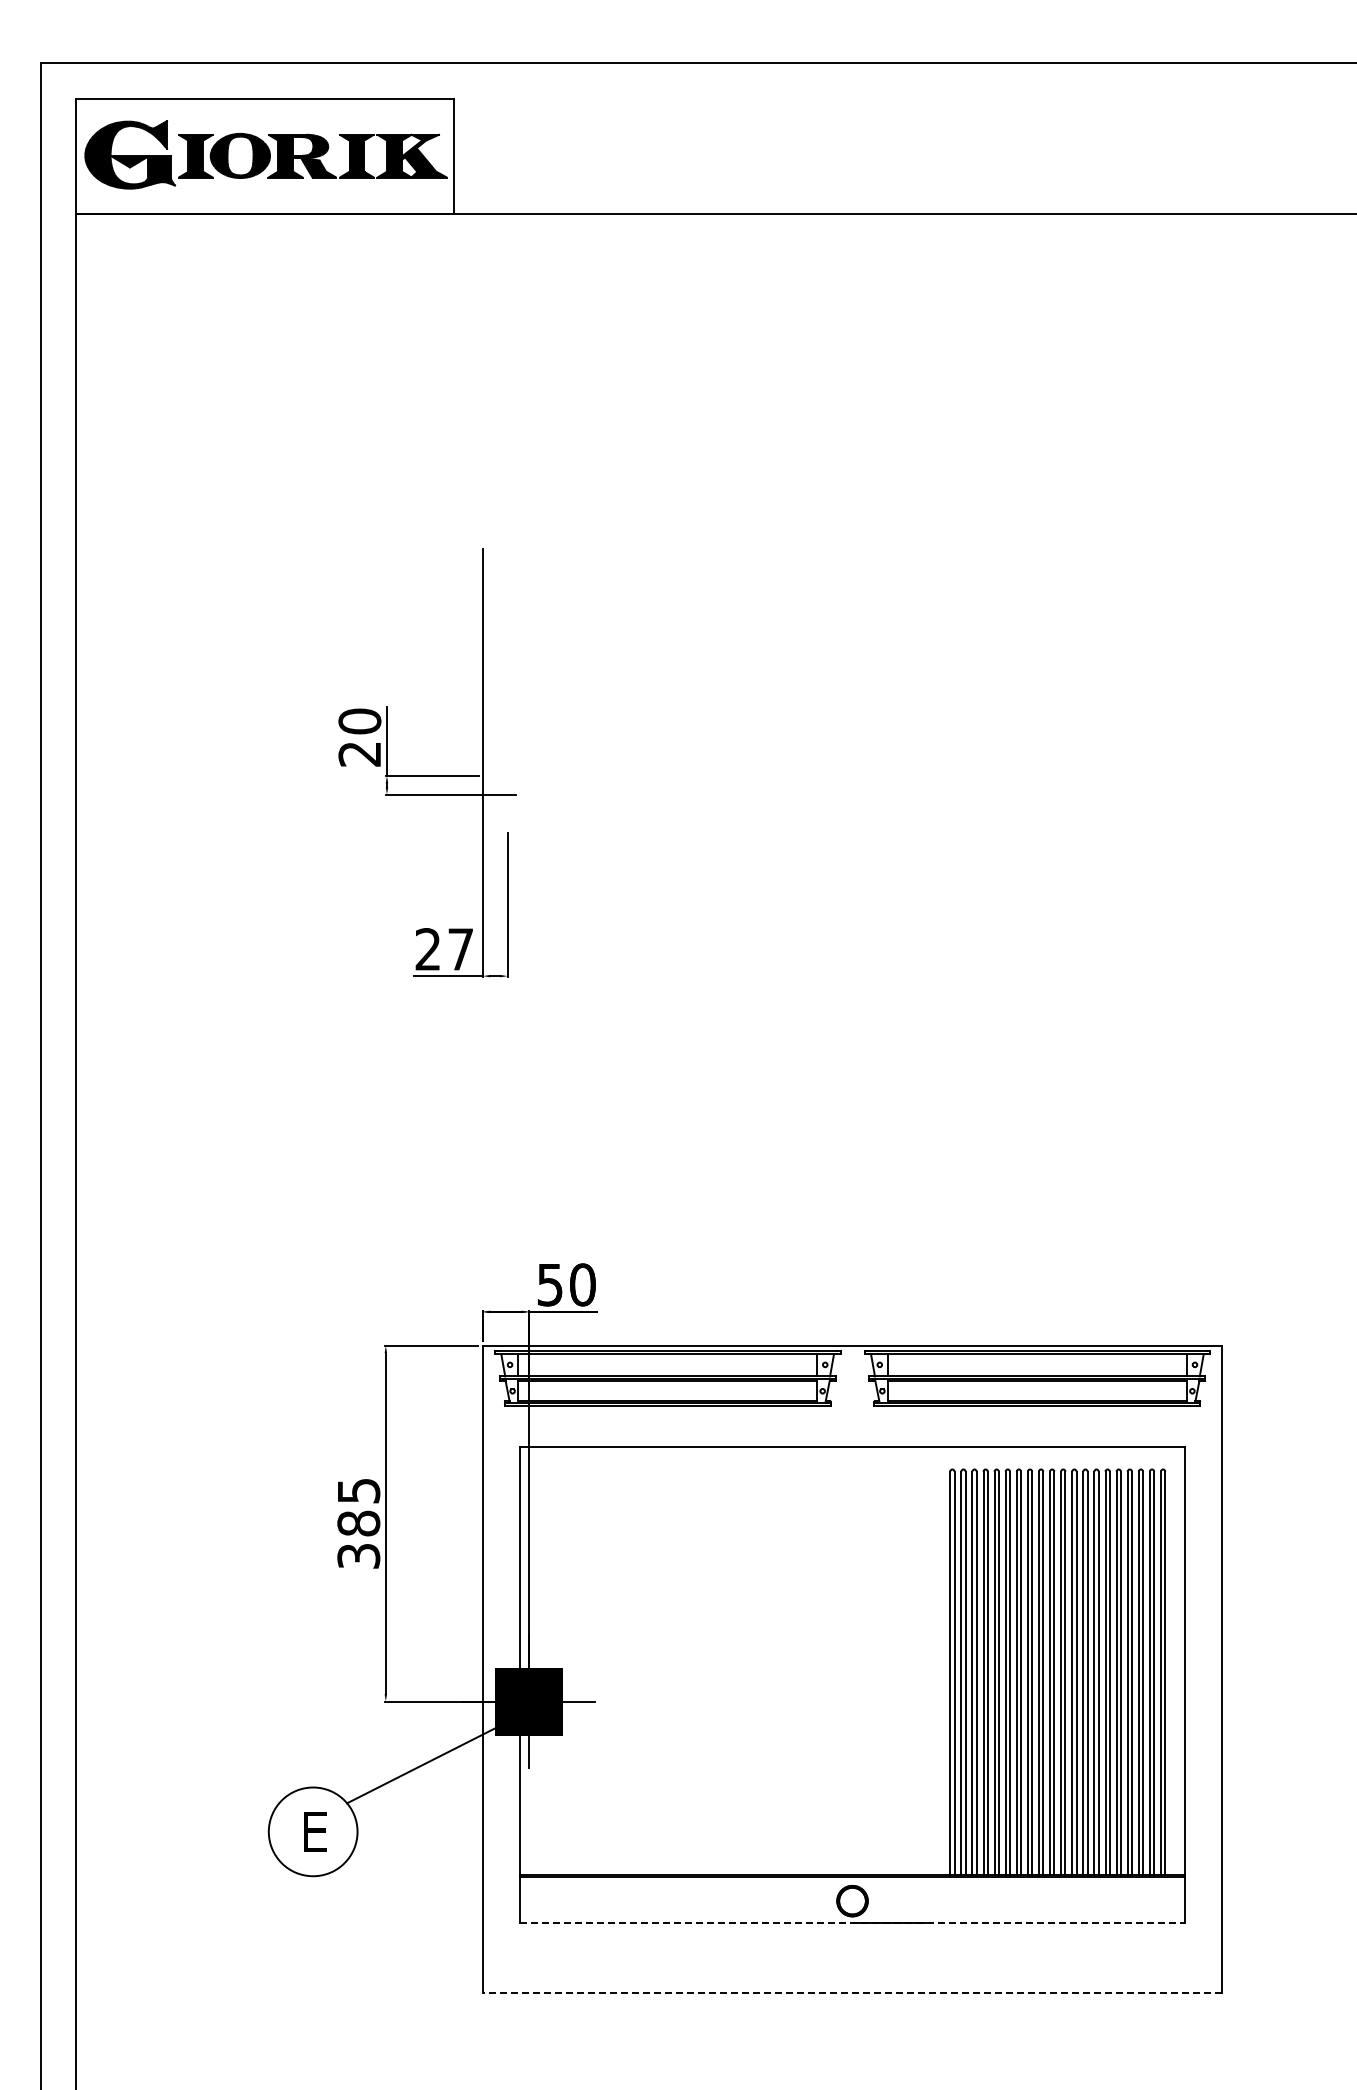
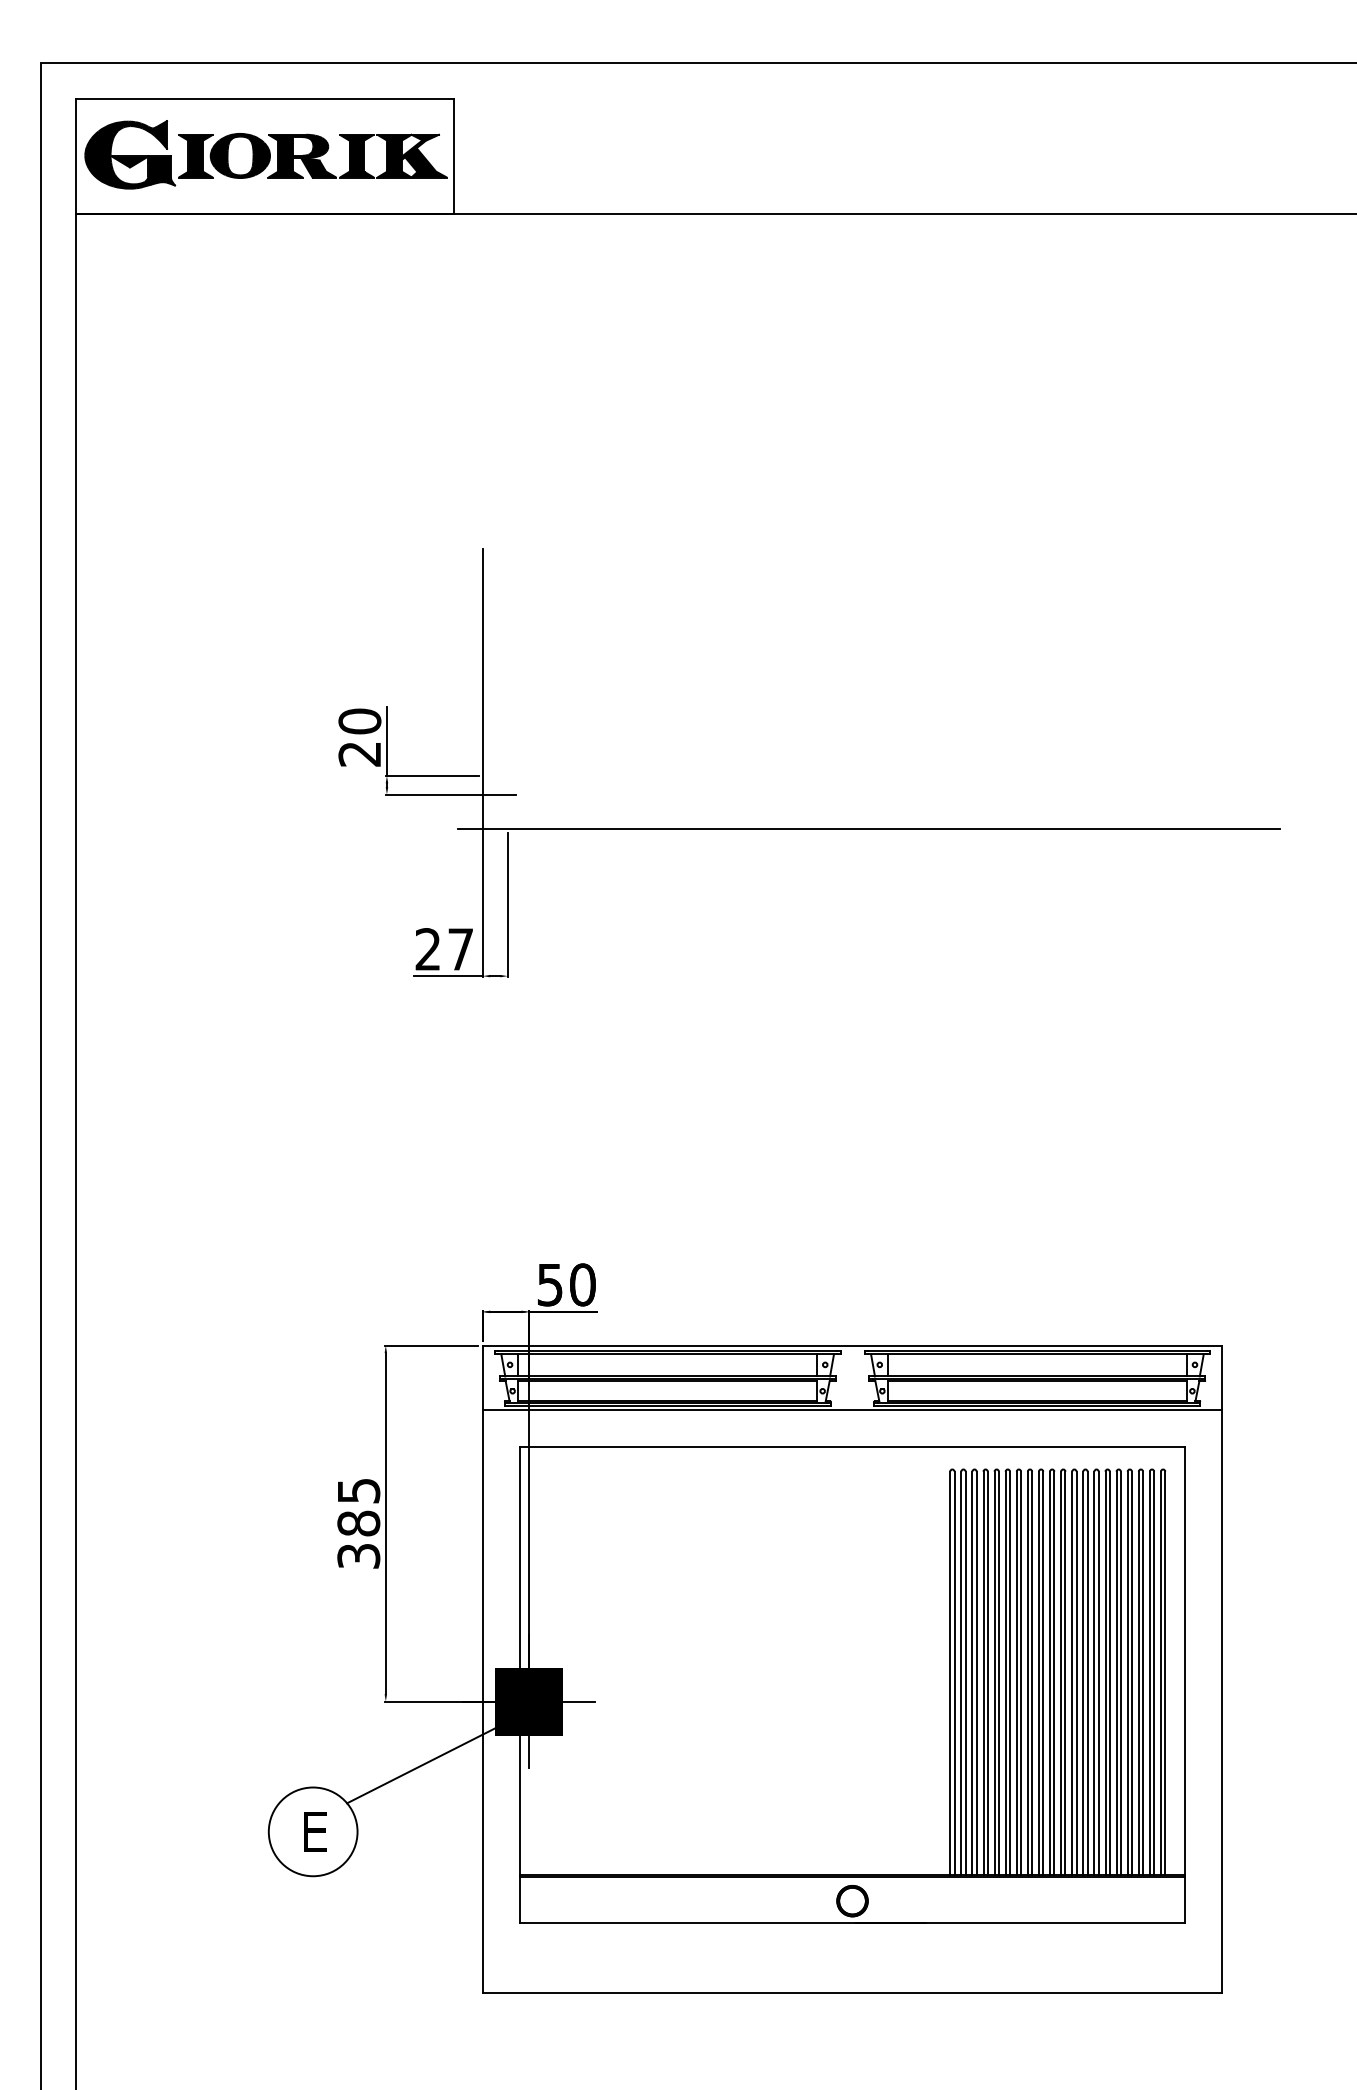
line: none -> present (868, 828)
line: none -> present (852, 1410)
line: dashed -> solid (852, 1923)
line: dashed -> solid (852, 1992)
